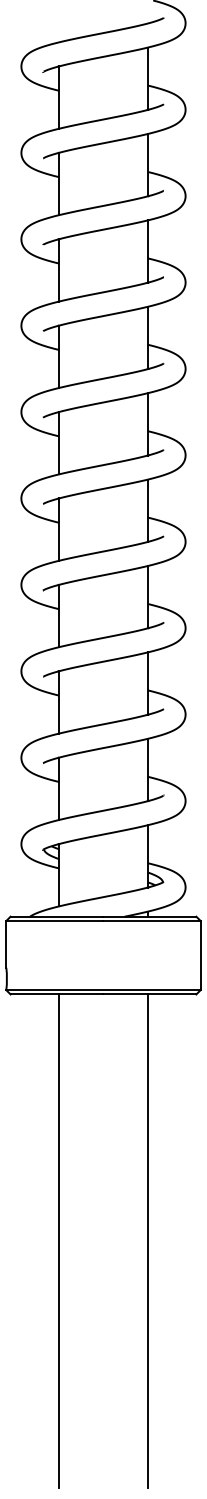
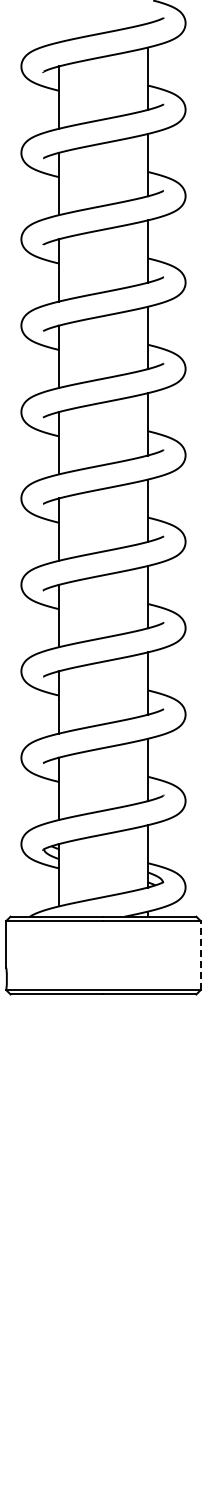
line: solid -> dashed (200, 955)
line: present -> none (59, 1241)
line: present -> none (147, 1241)
